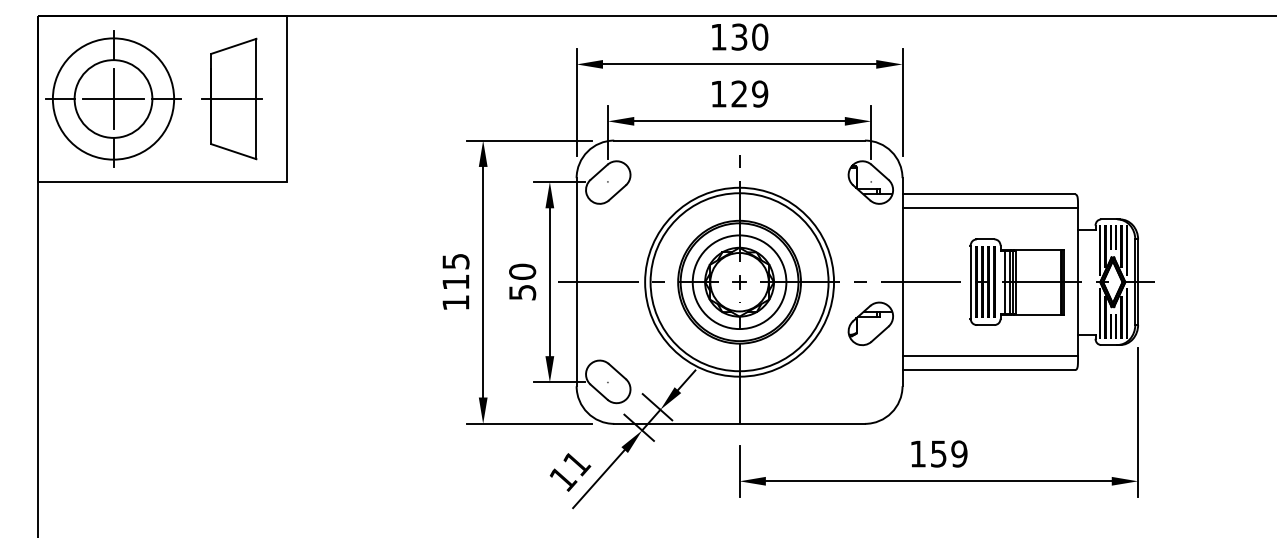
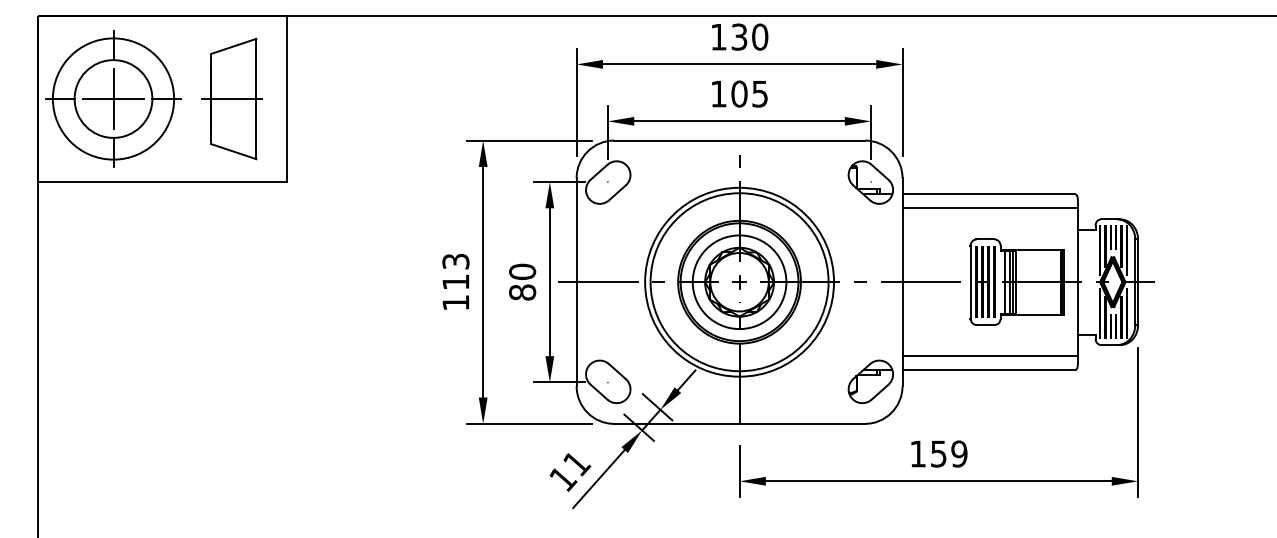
text: 129 -> 105 (749, 93)
text: 115 -> 113 (455, 260)
text: 50 -> 80 (522, 292)
part position: (870, 323) -> (870, 381) (870, 381)
